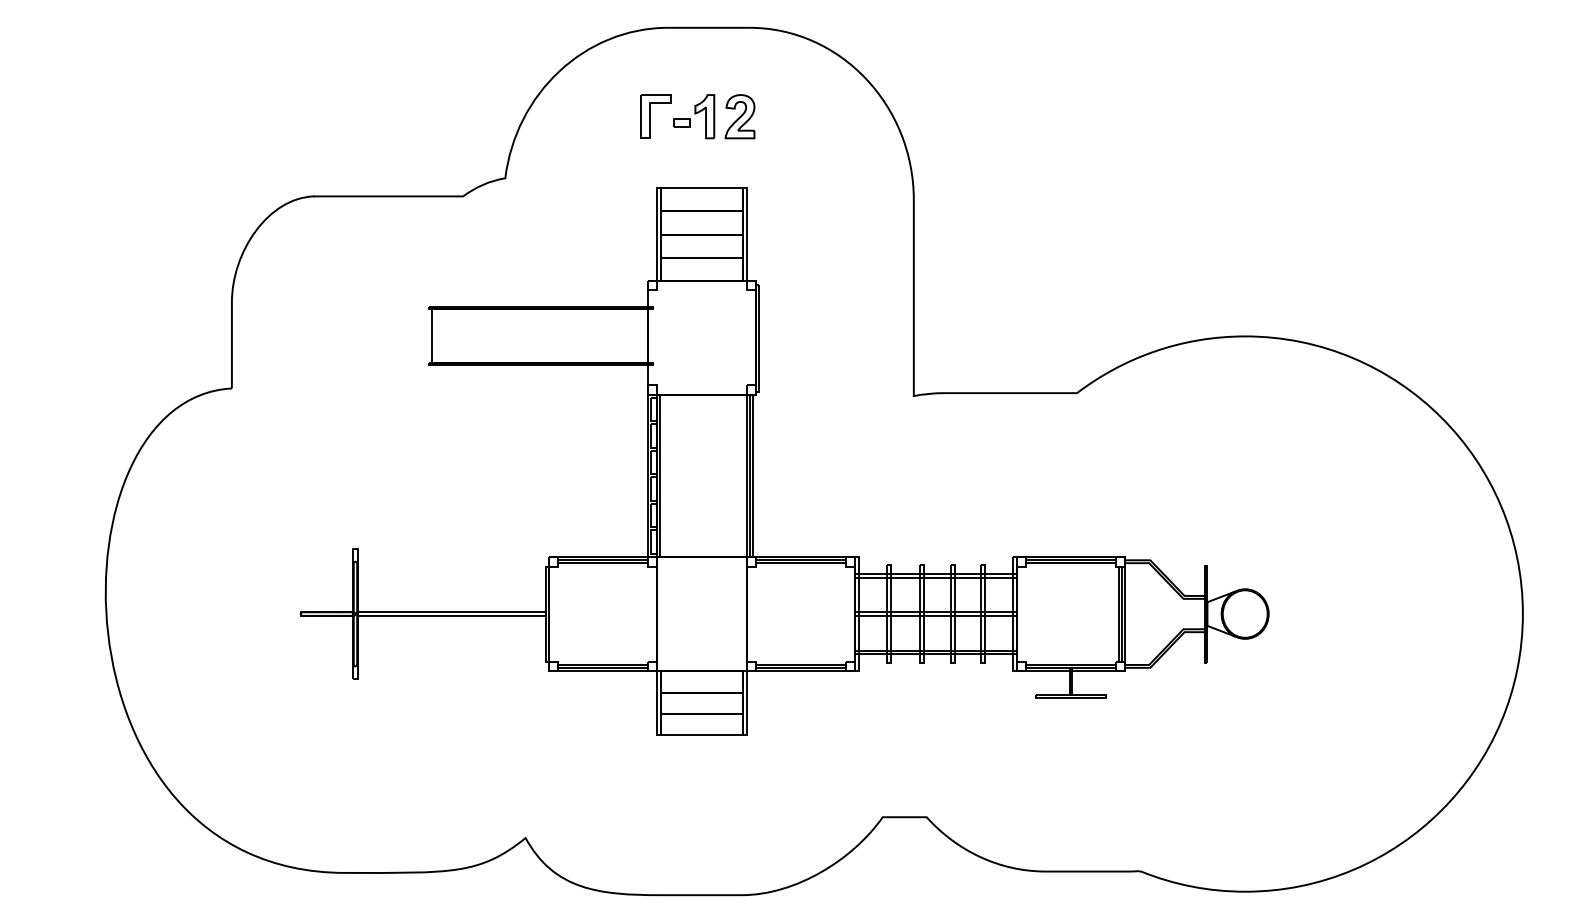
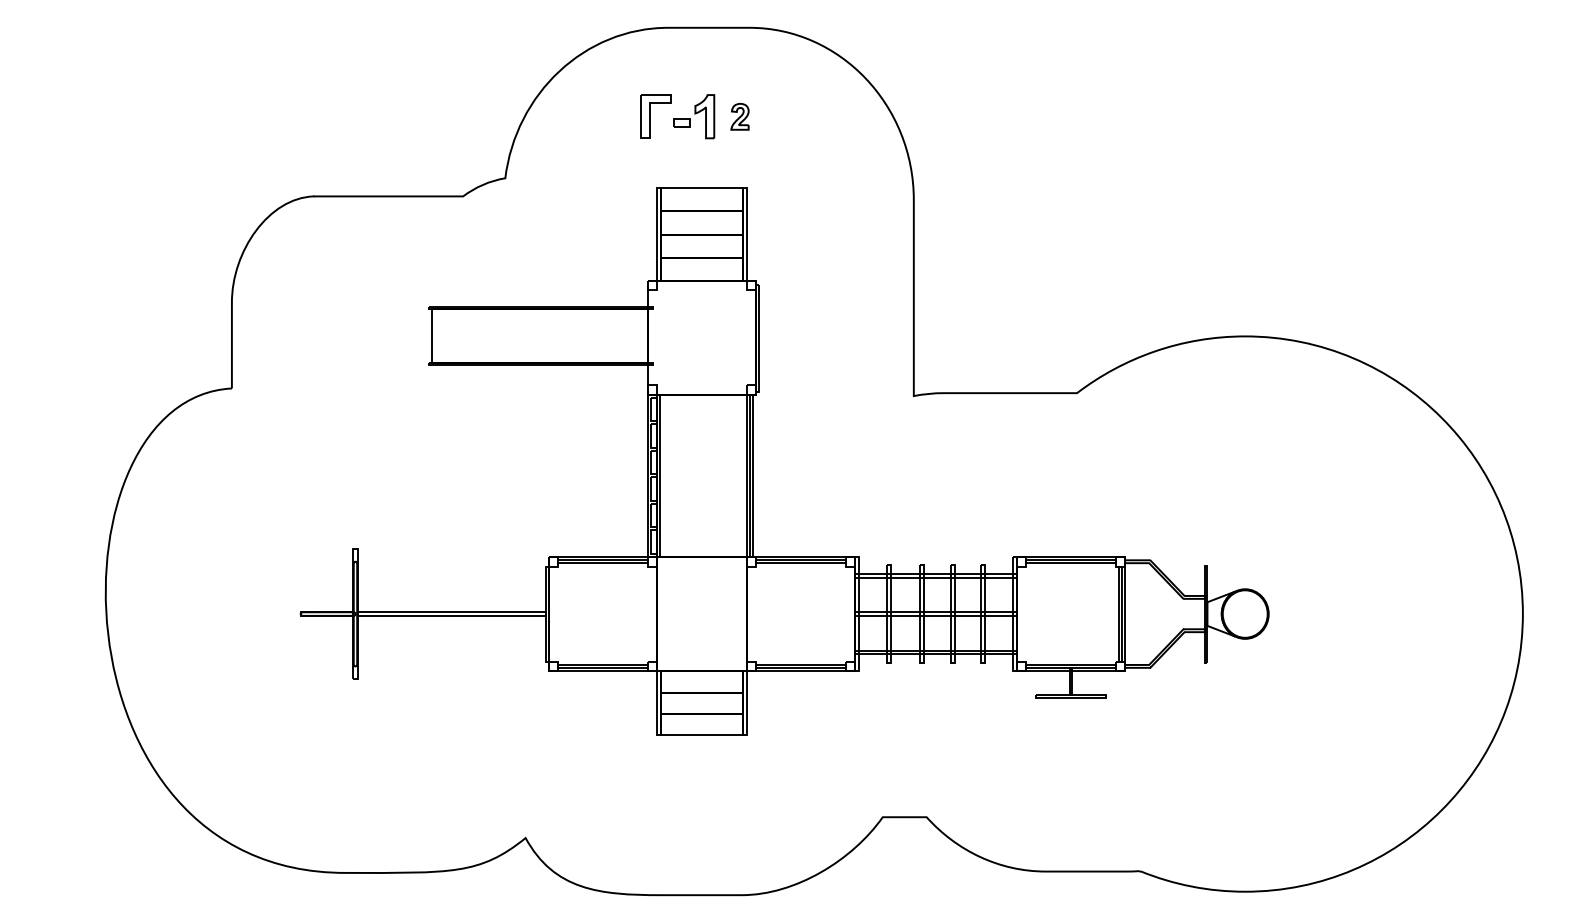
part size: 32x46 px -> 20x28 px (739, 116)
